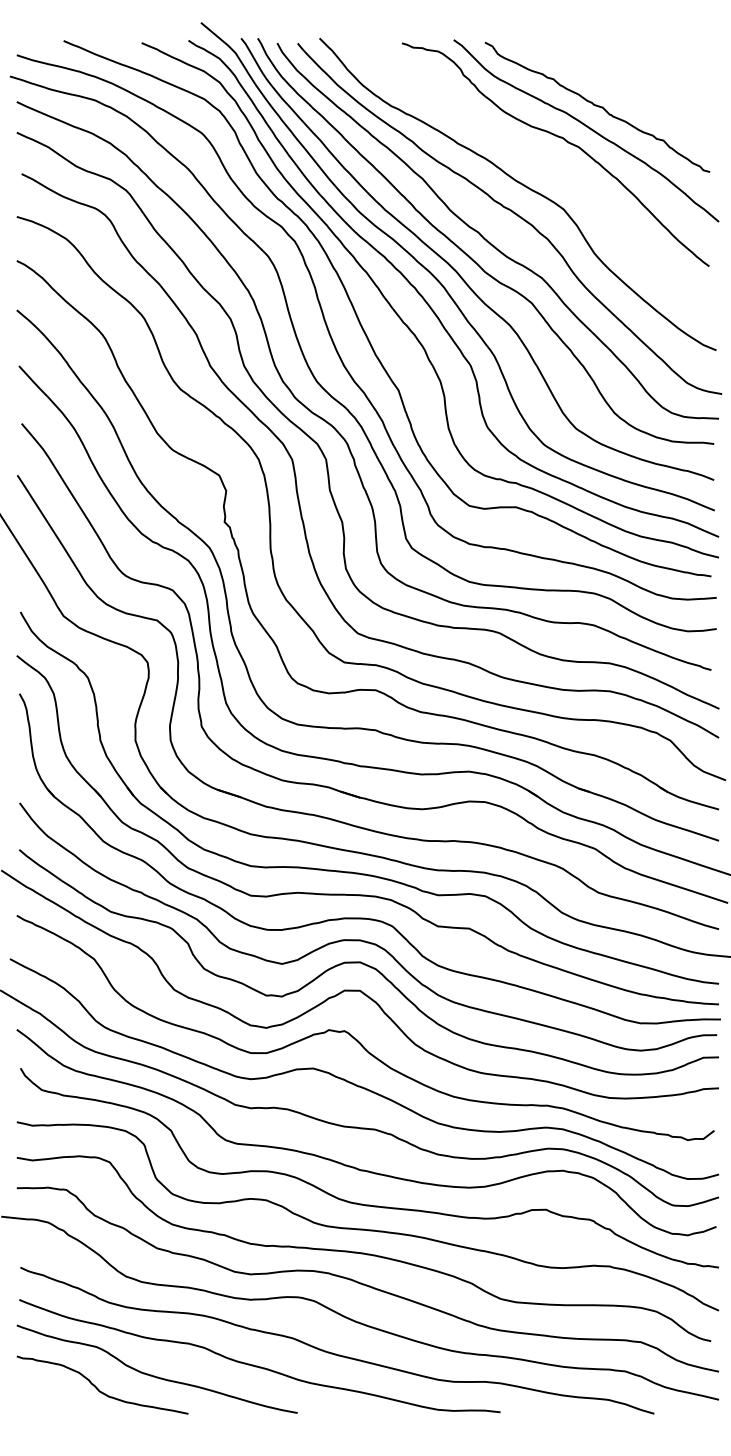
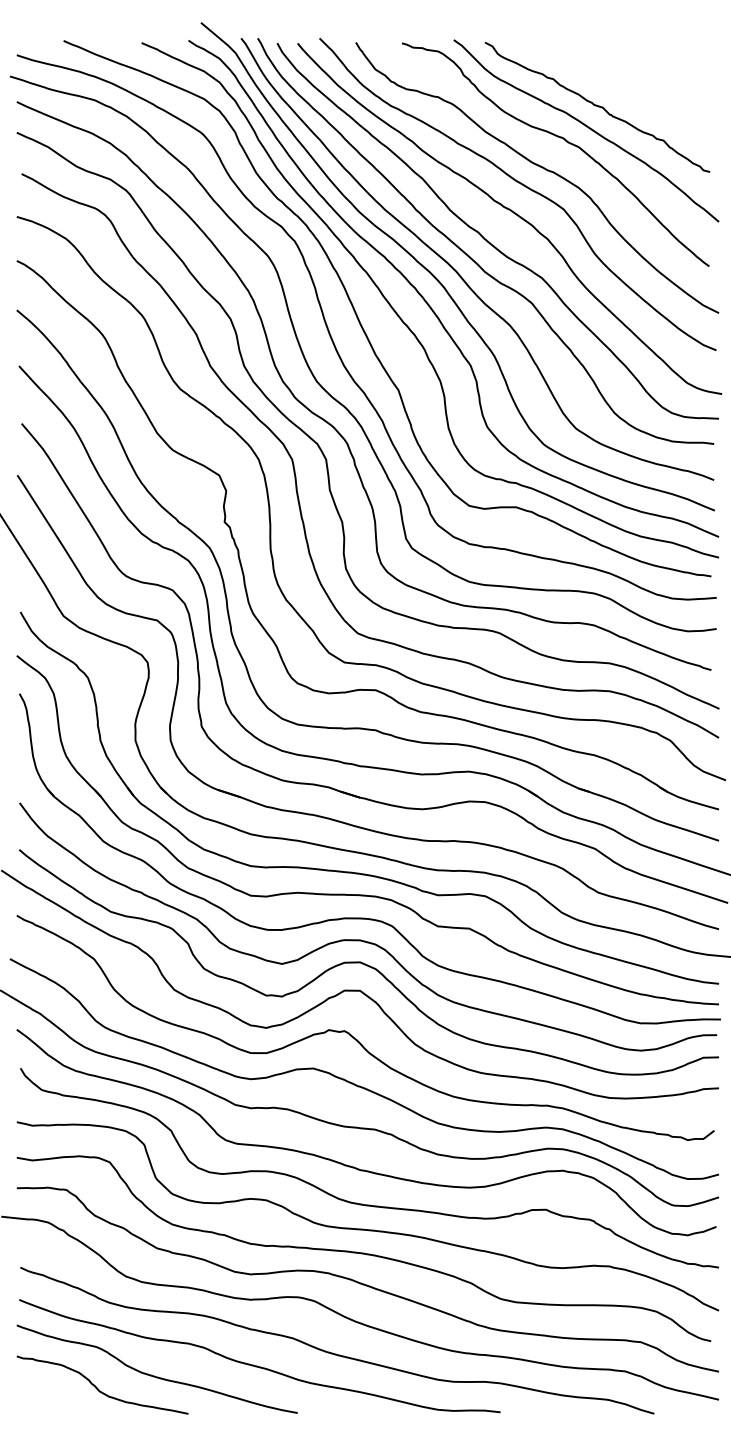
curve: none -> present (542, 168)
